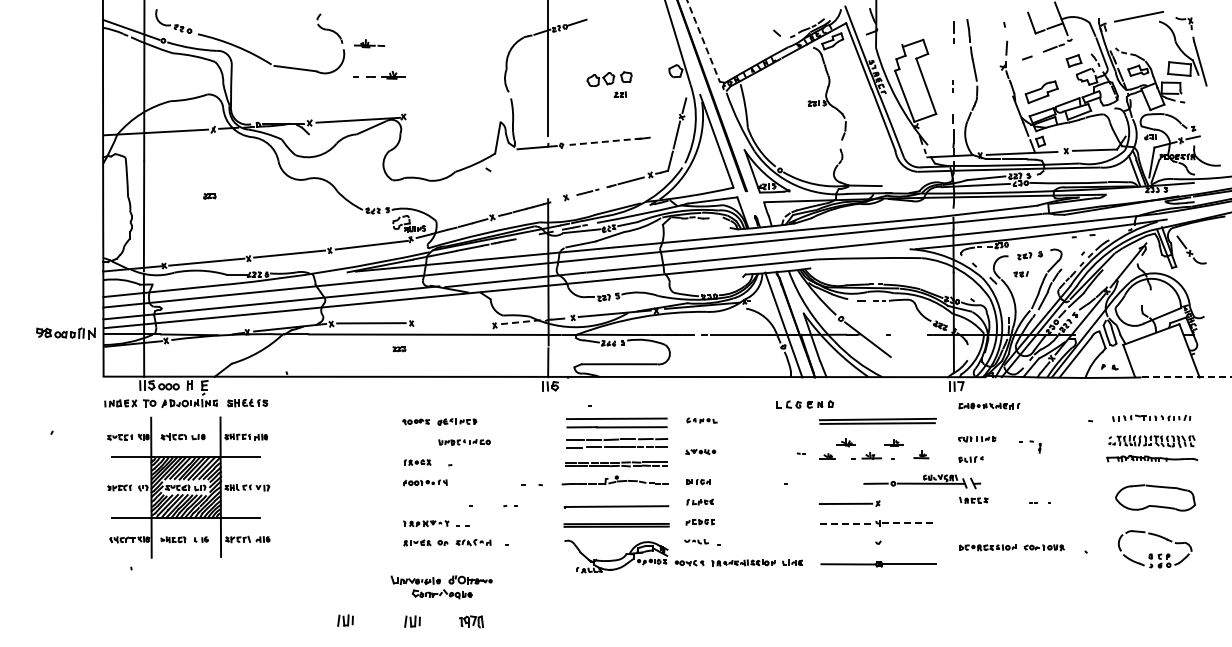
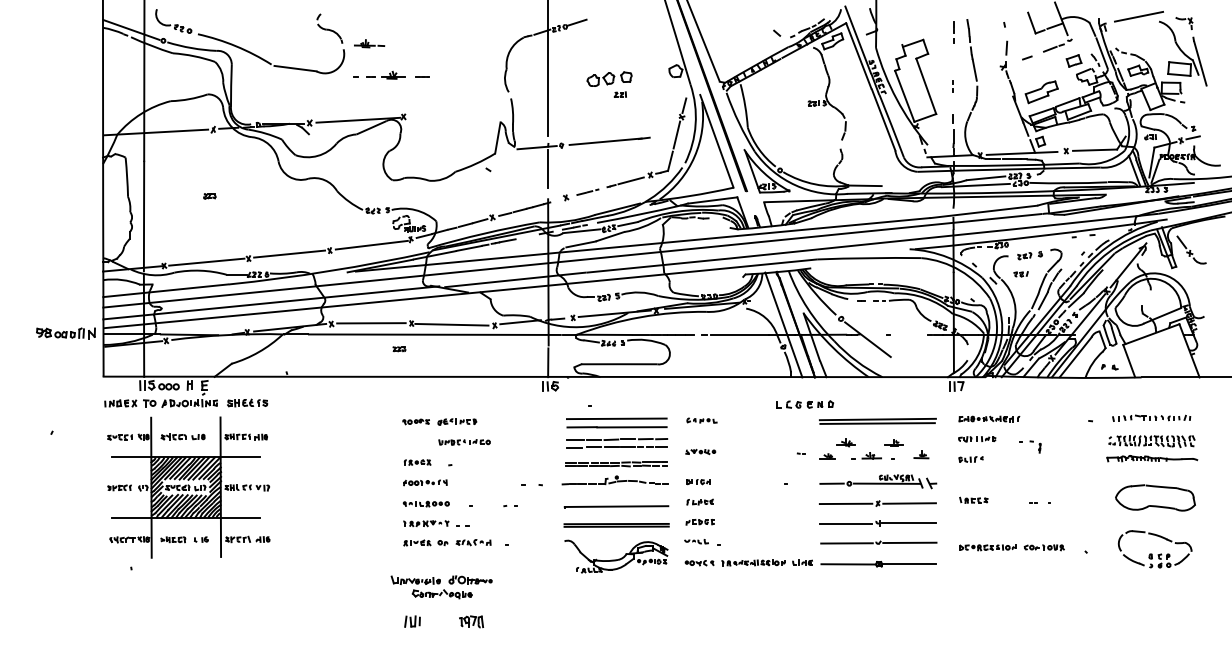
arc: dashed -> solid (703, 40)
line: none -> present (422, 76)
line: dashed -> solid (605, 141)
line: none -> present (548, 168)
line: dashed -> solid (520, 322)
line: none -> present (451, 324)
line: dashed -> solid (1186, 377)
part position: (989, 405) -> (989, 418) (989, 418)
part position: (922, 481) -> (878, 481) (878, 481)
part: none -> present (425, 503)
line: none -> present (909, 503)
line: dashed -> solid (846, 523)
line: dashed -> solid (909, 523)
line: none -> present (909, 542)
line: none -> present (846, 543)
part position: (738, 562) -> (748, 562) (748, 562)
part: present -> none (345, 620)
